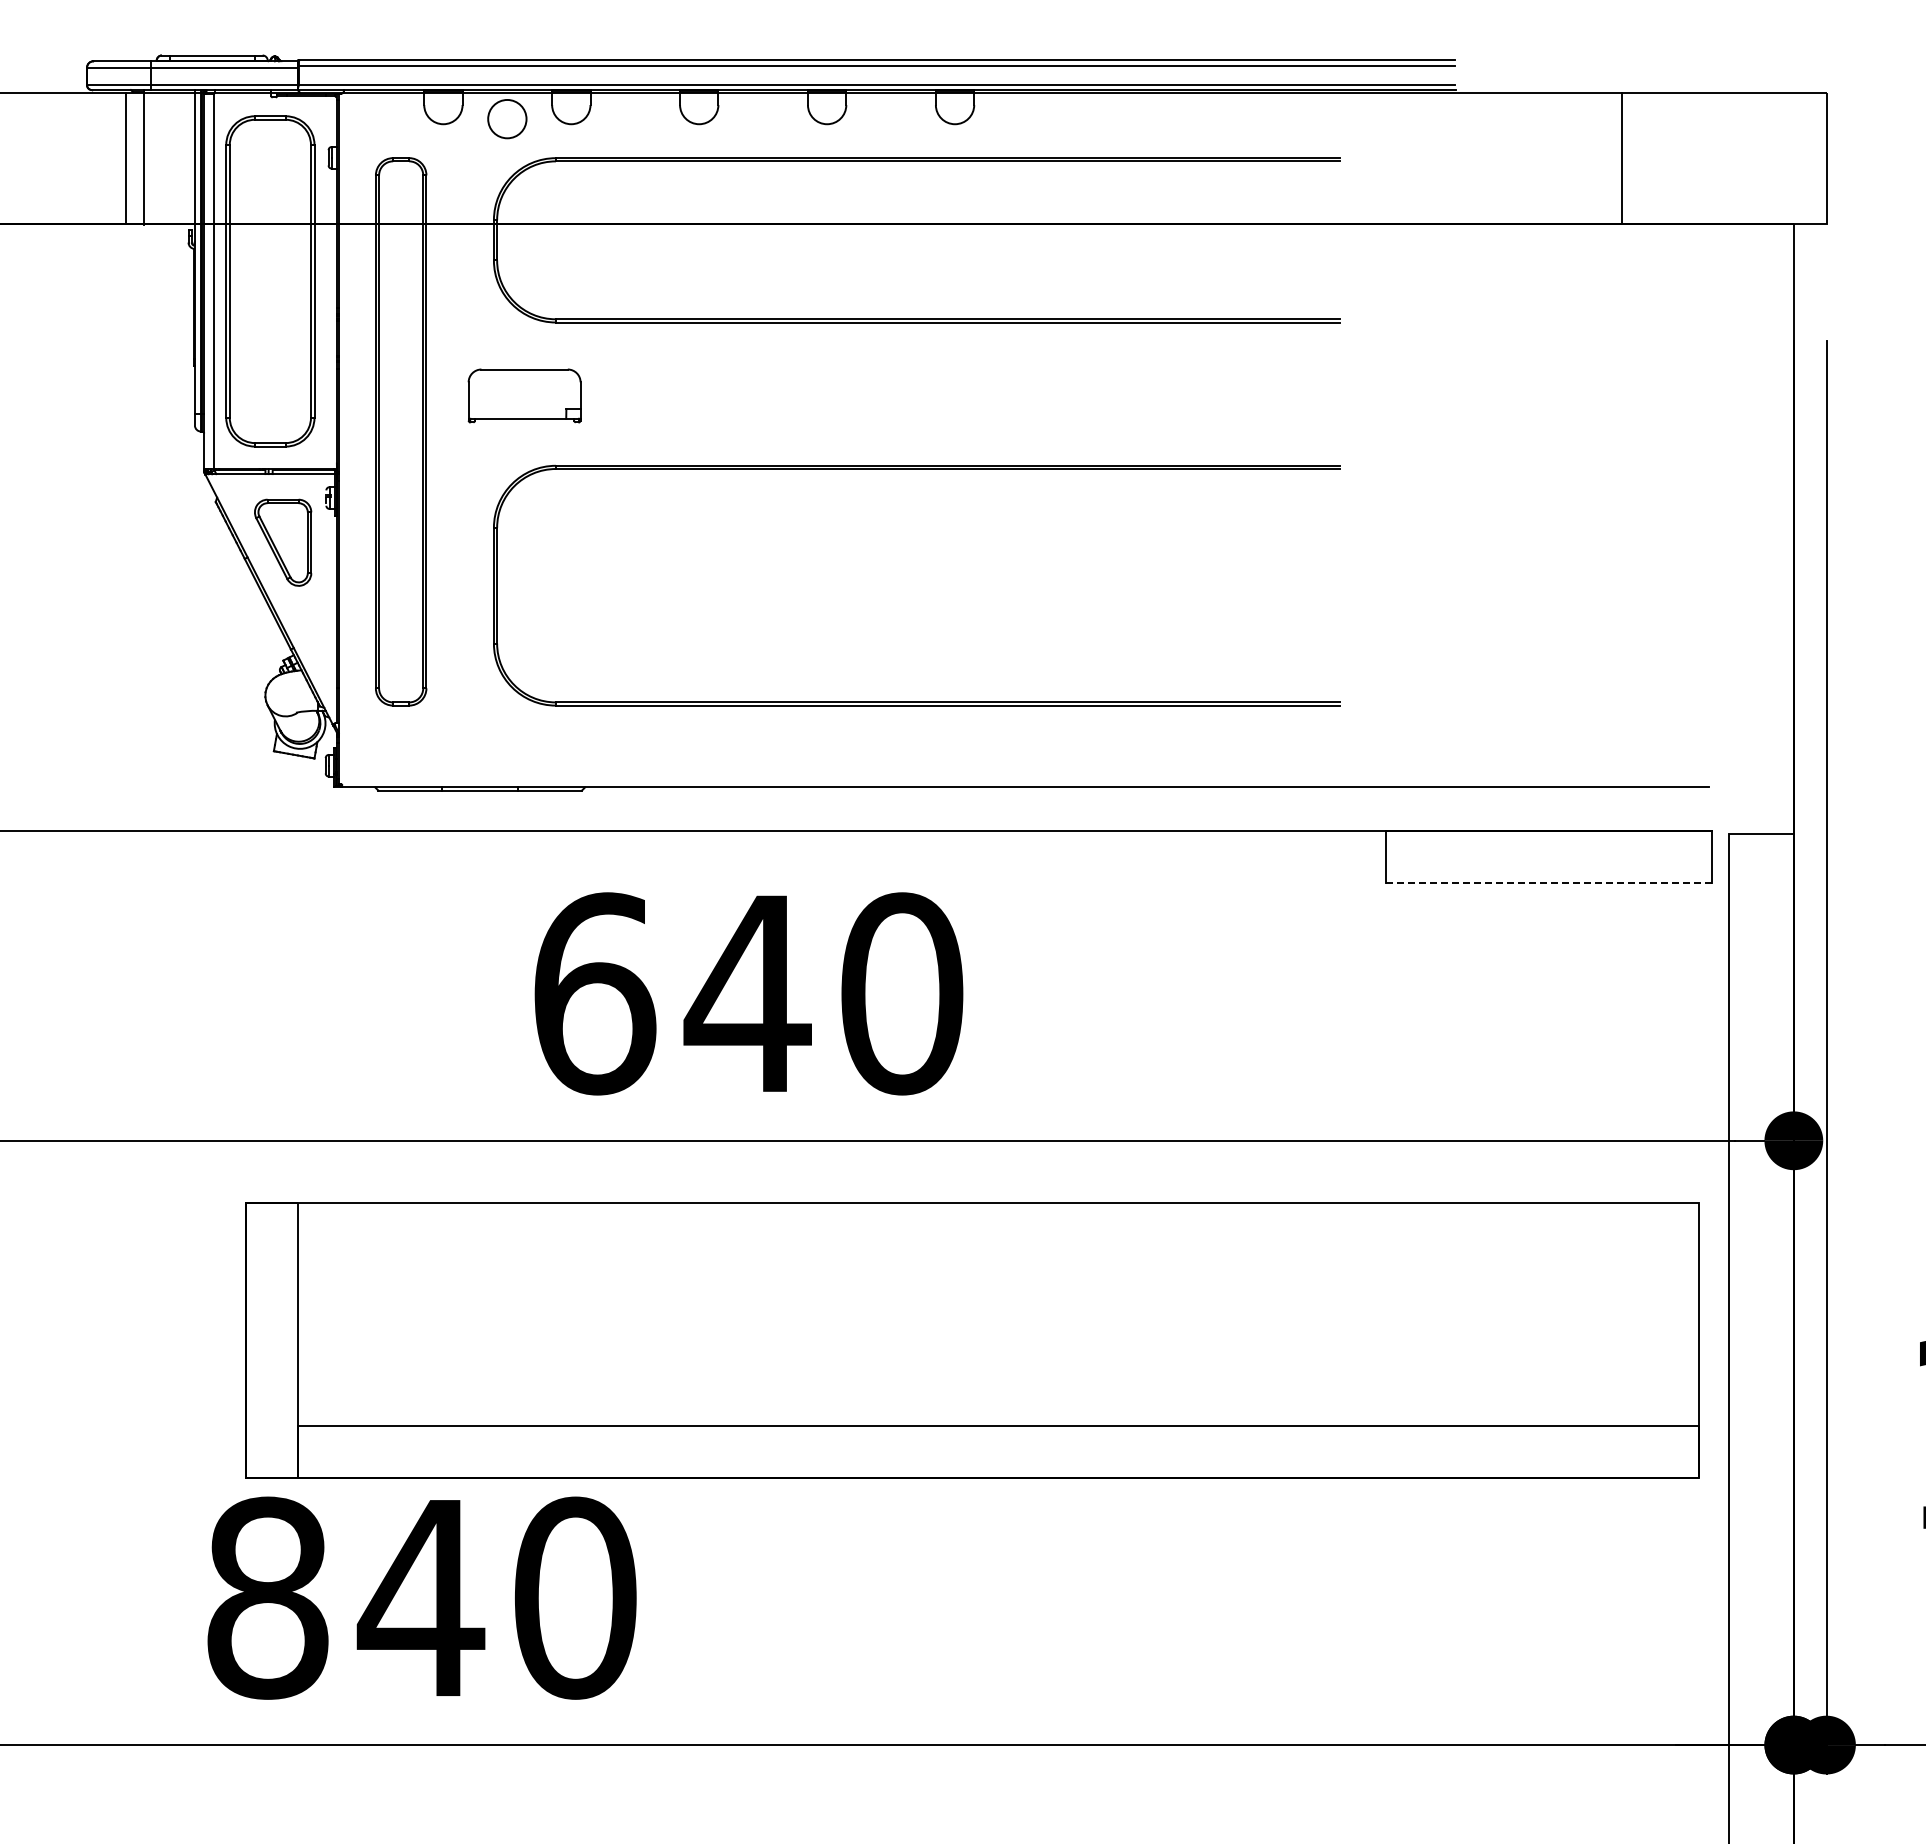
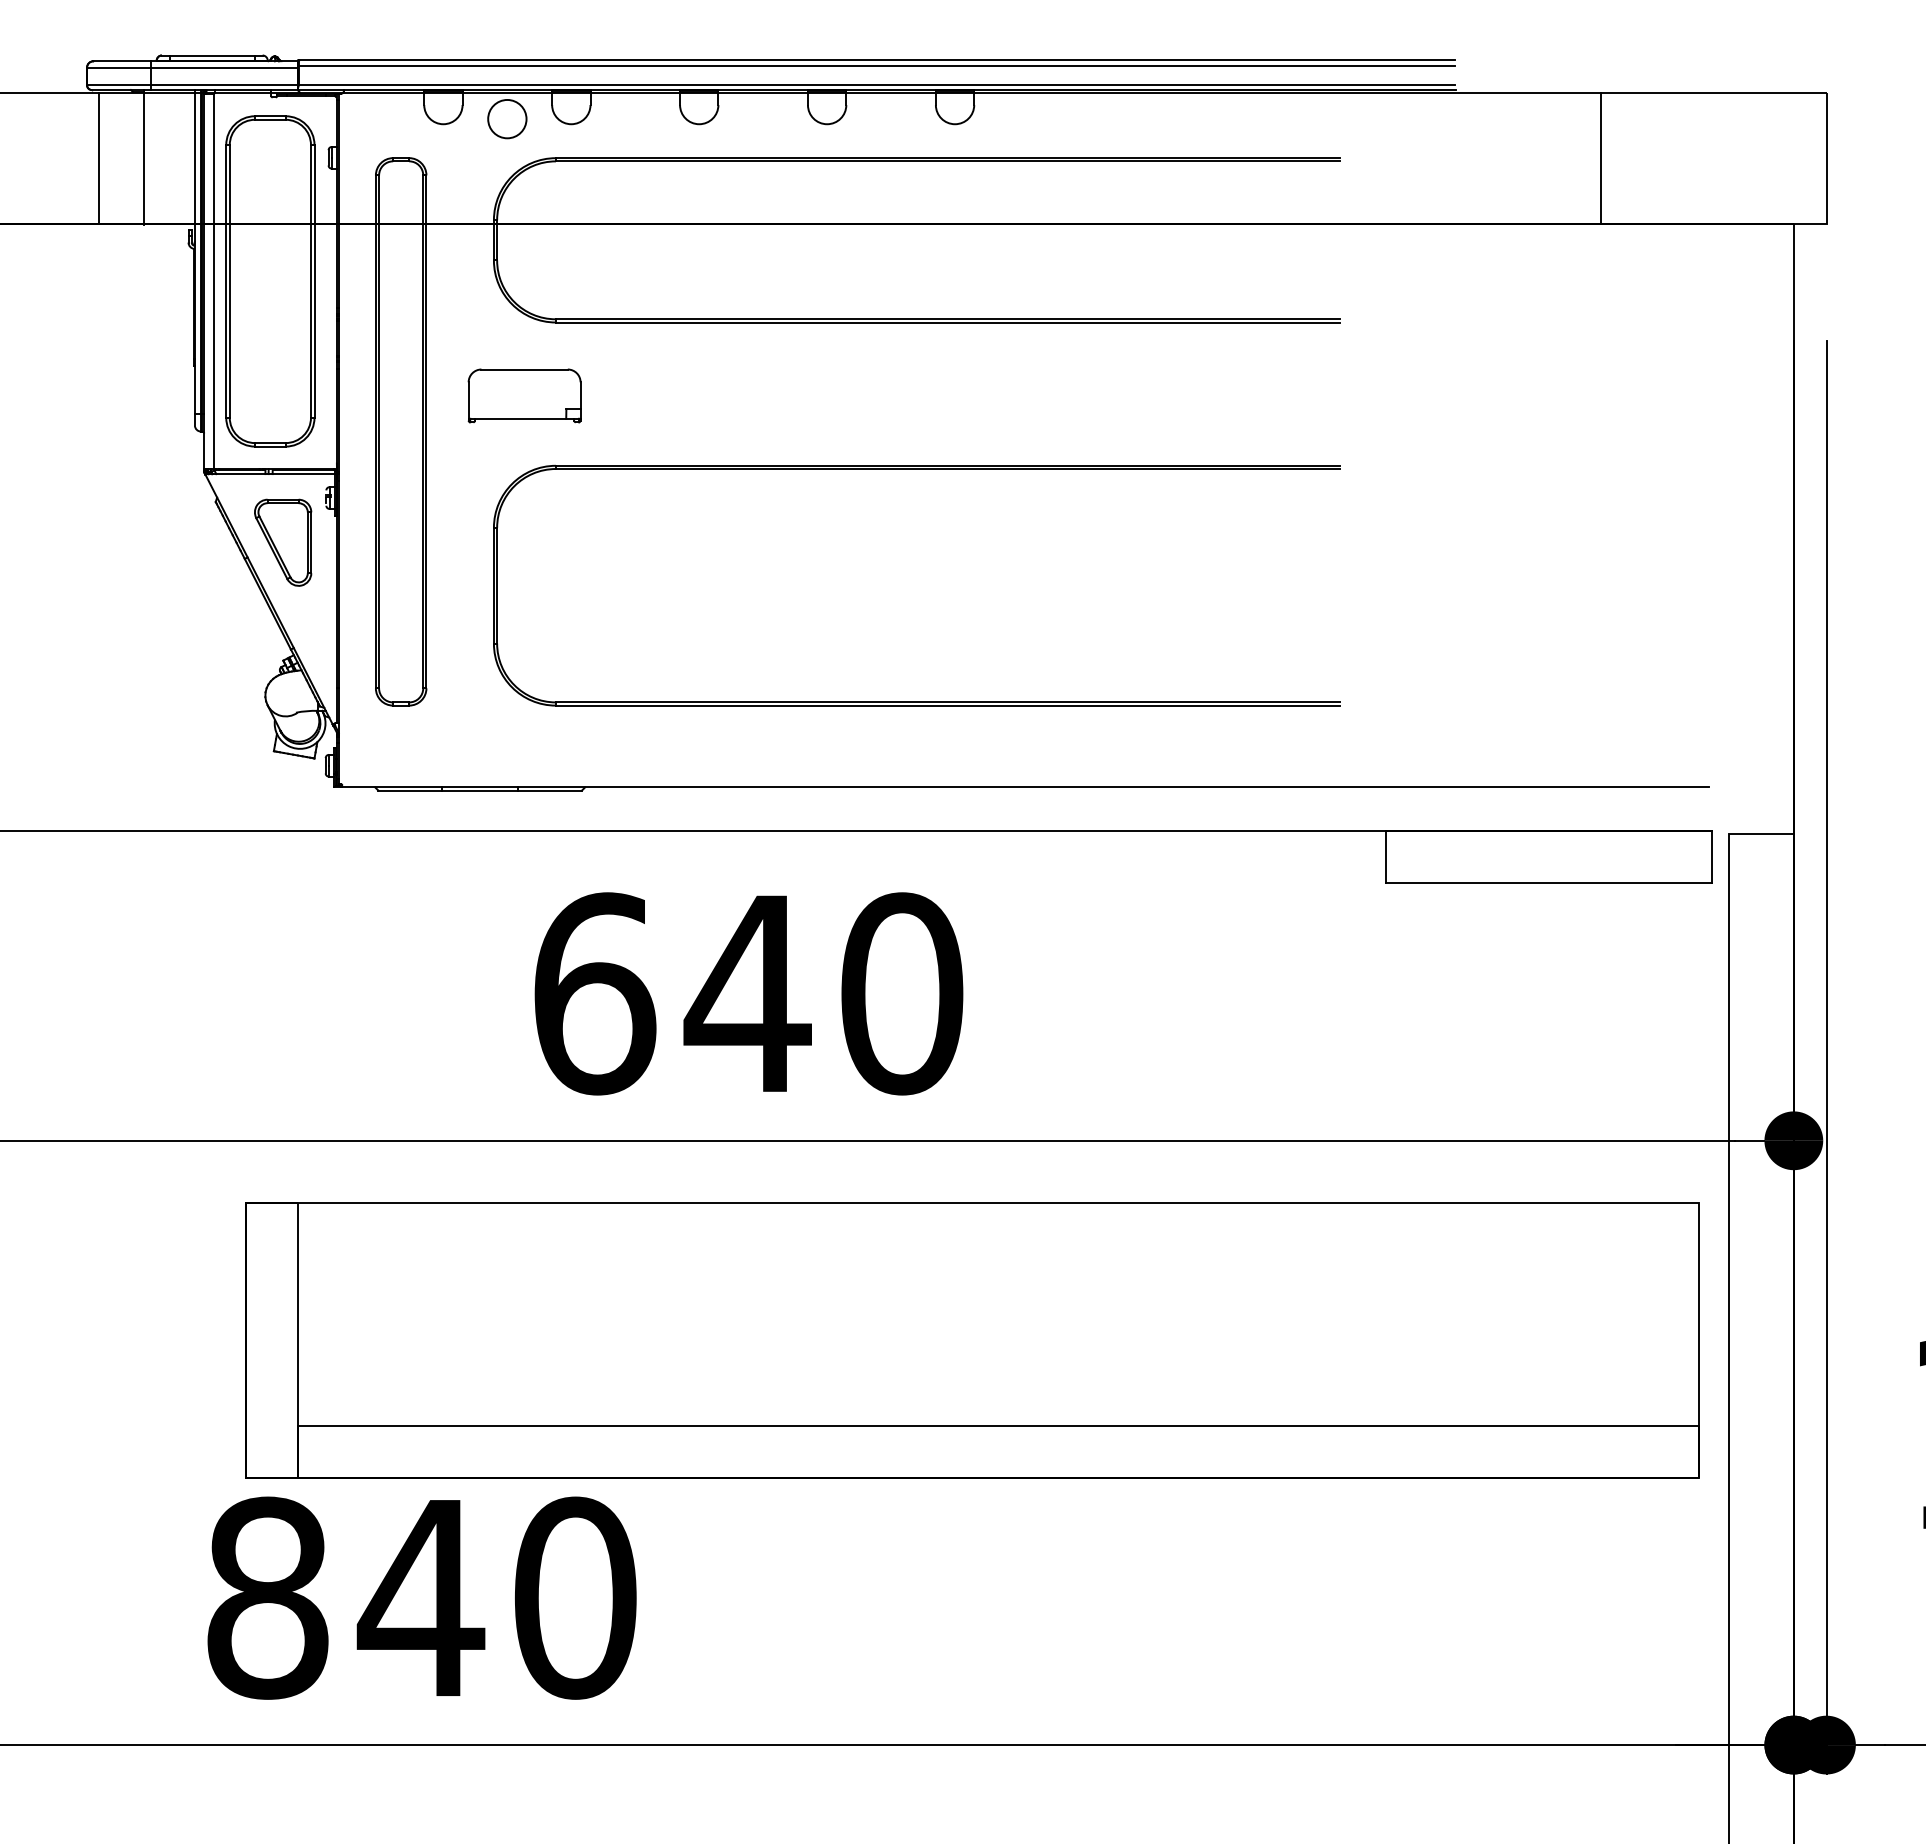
line position: (125, 157) -> (98, 157) (98, 157)
line position: (1622, 157) -> (1601, 157) (1601, 157)
line: dashed -> solid (1548, 883)
